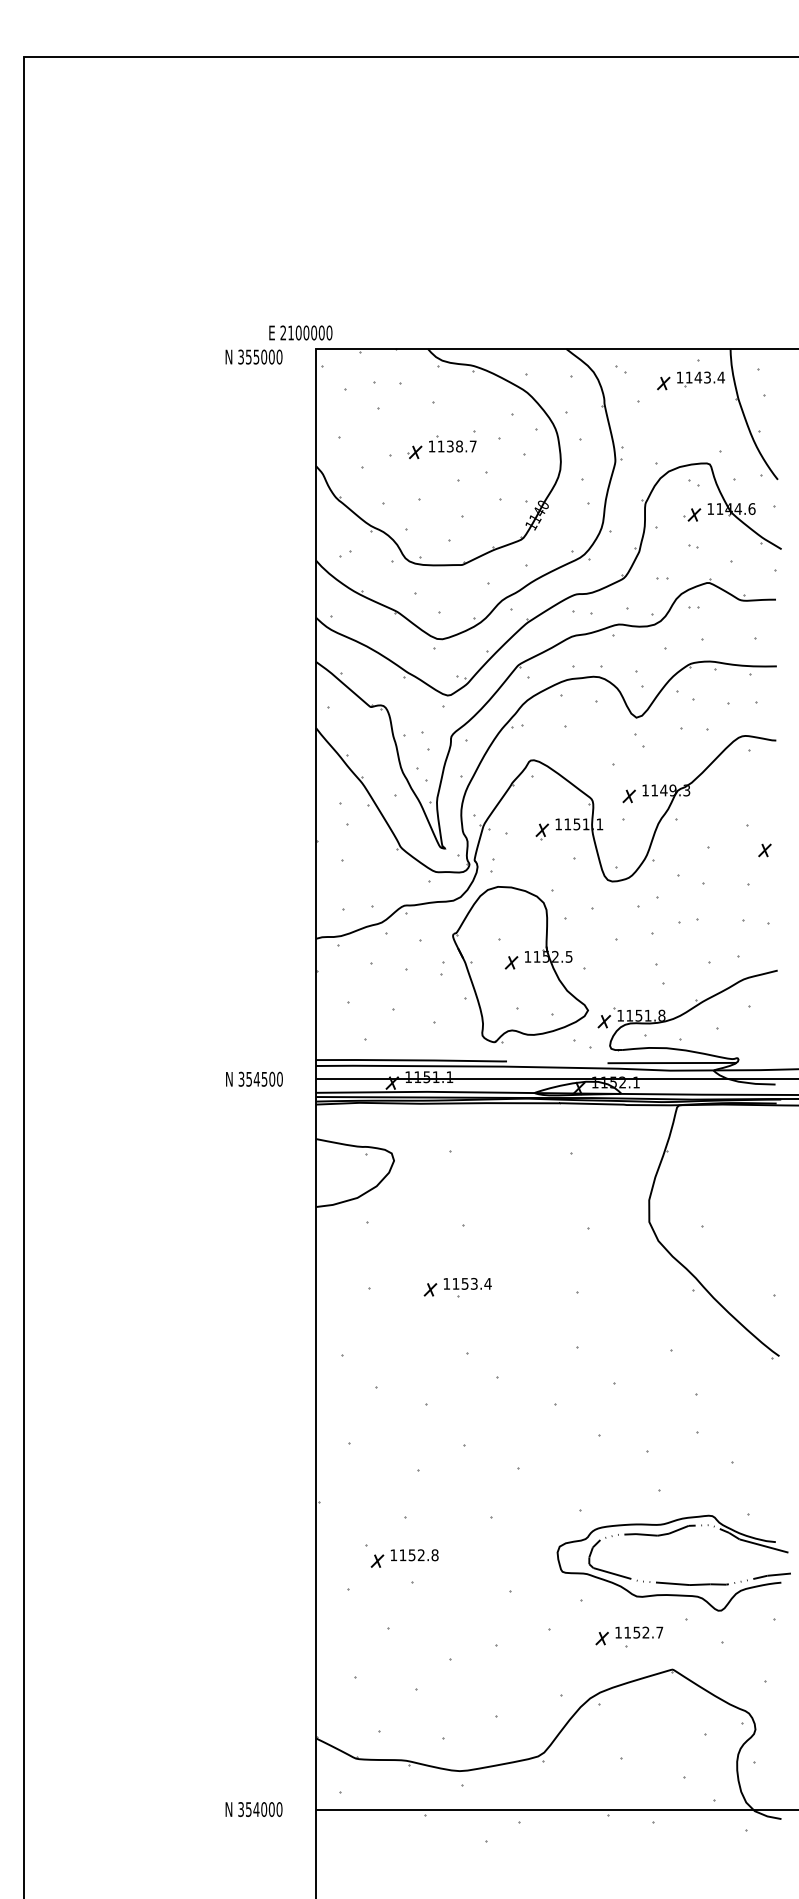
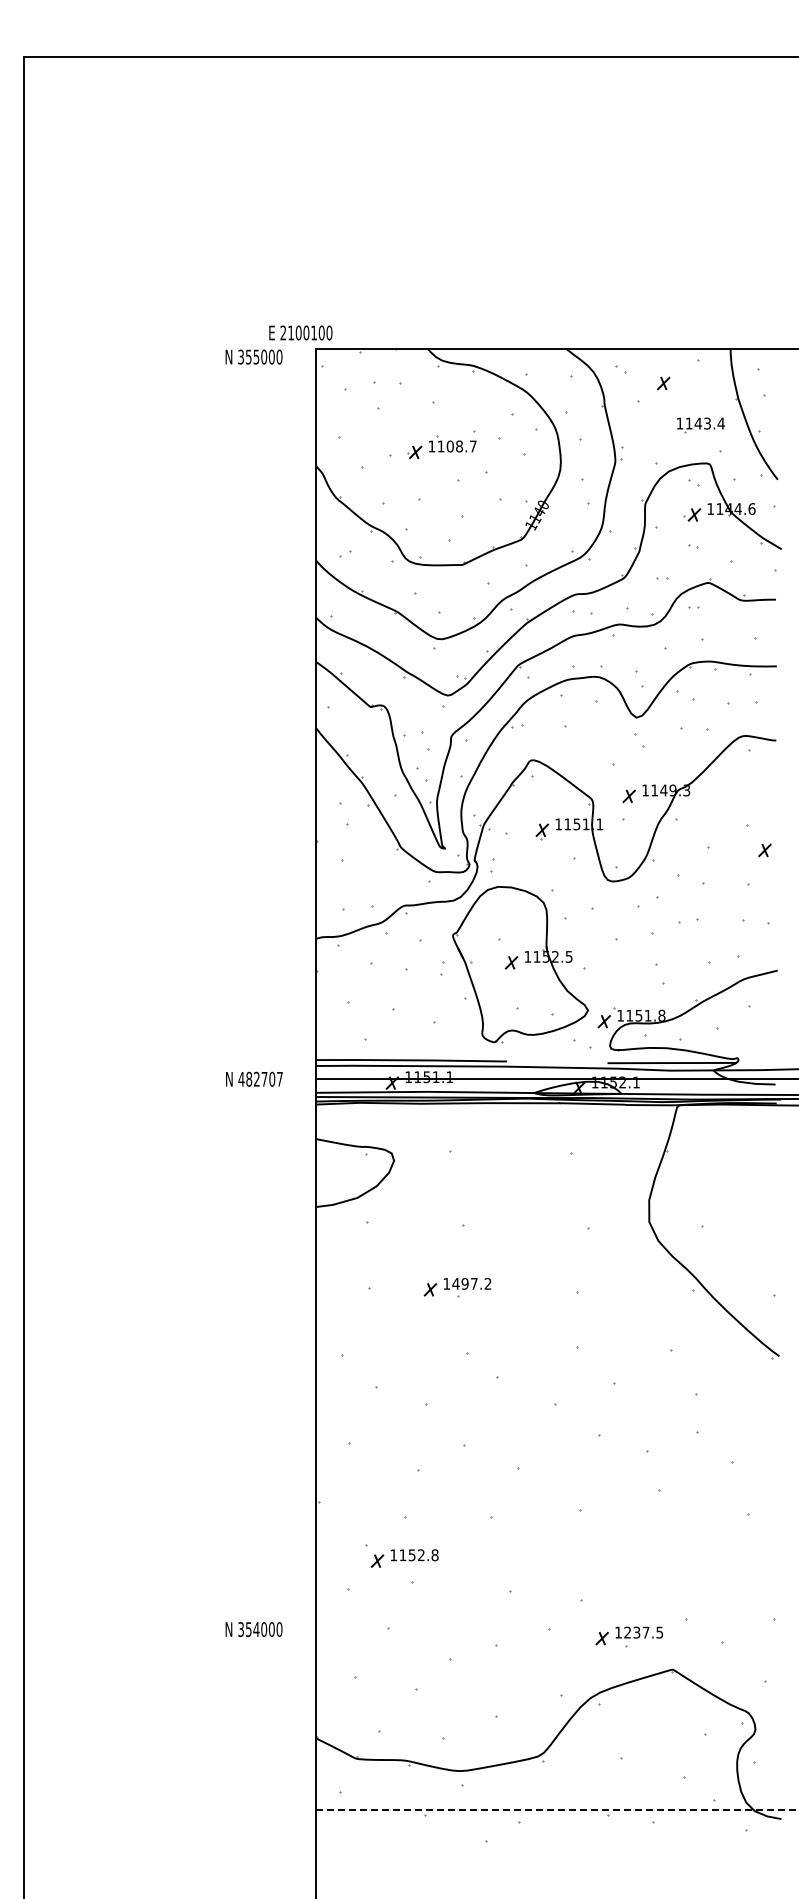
text: 2100000 -> 2100100 (314, 332)
part position: (700, 379) -> (700, 425) (700, 425)
text: 1138.7 -> 1108.7 (449, 446)
text: 354500 -> 482707 (260, 1078)
text: 1153.4 -> 1497.2 (471, 1283)
part: present -> none (673, 1582)
text: 1152.7 -> 1237.5 (643, 1632)
text position: (253, 1809) -> (253, 1629) (253, 1629)
line: solid -> dashed (557, 1809)
